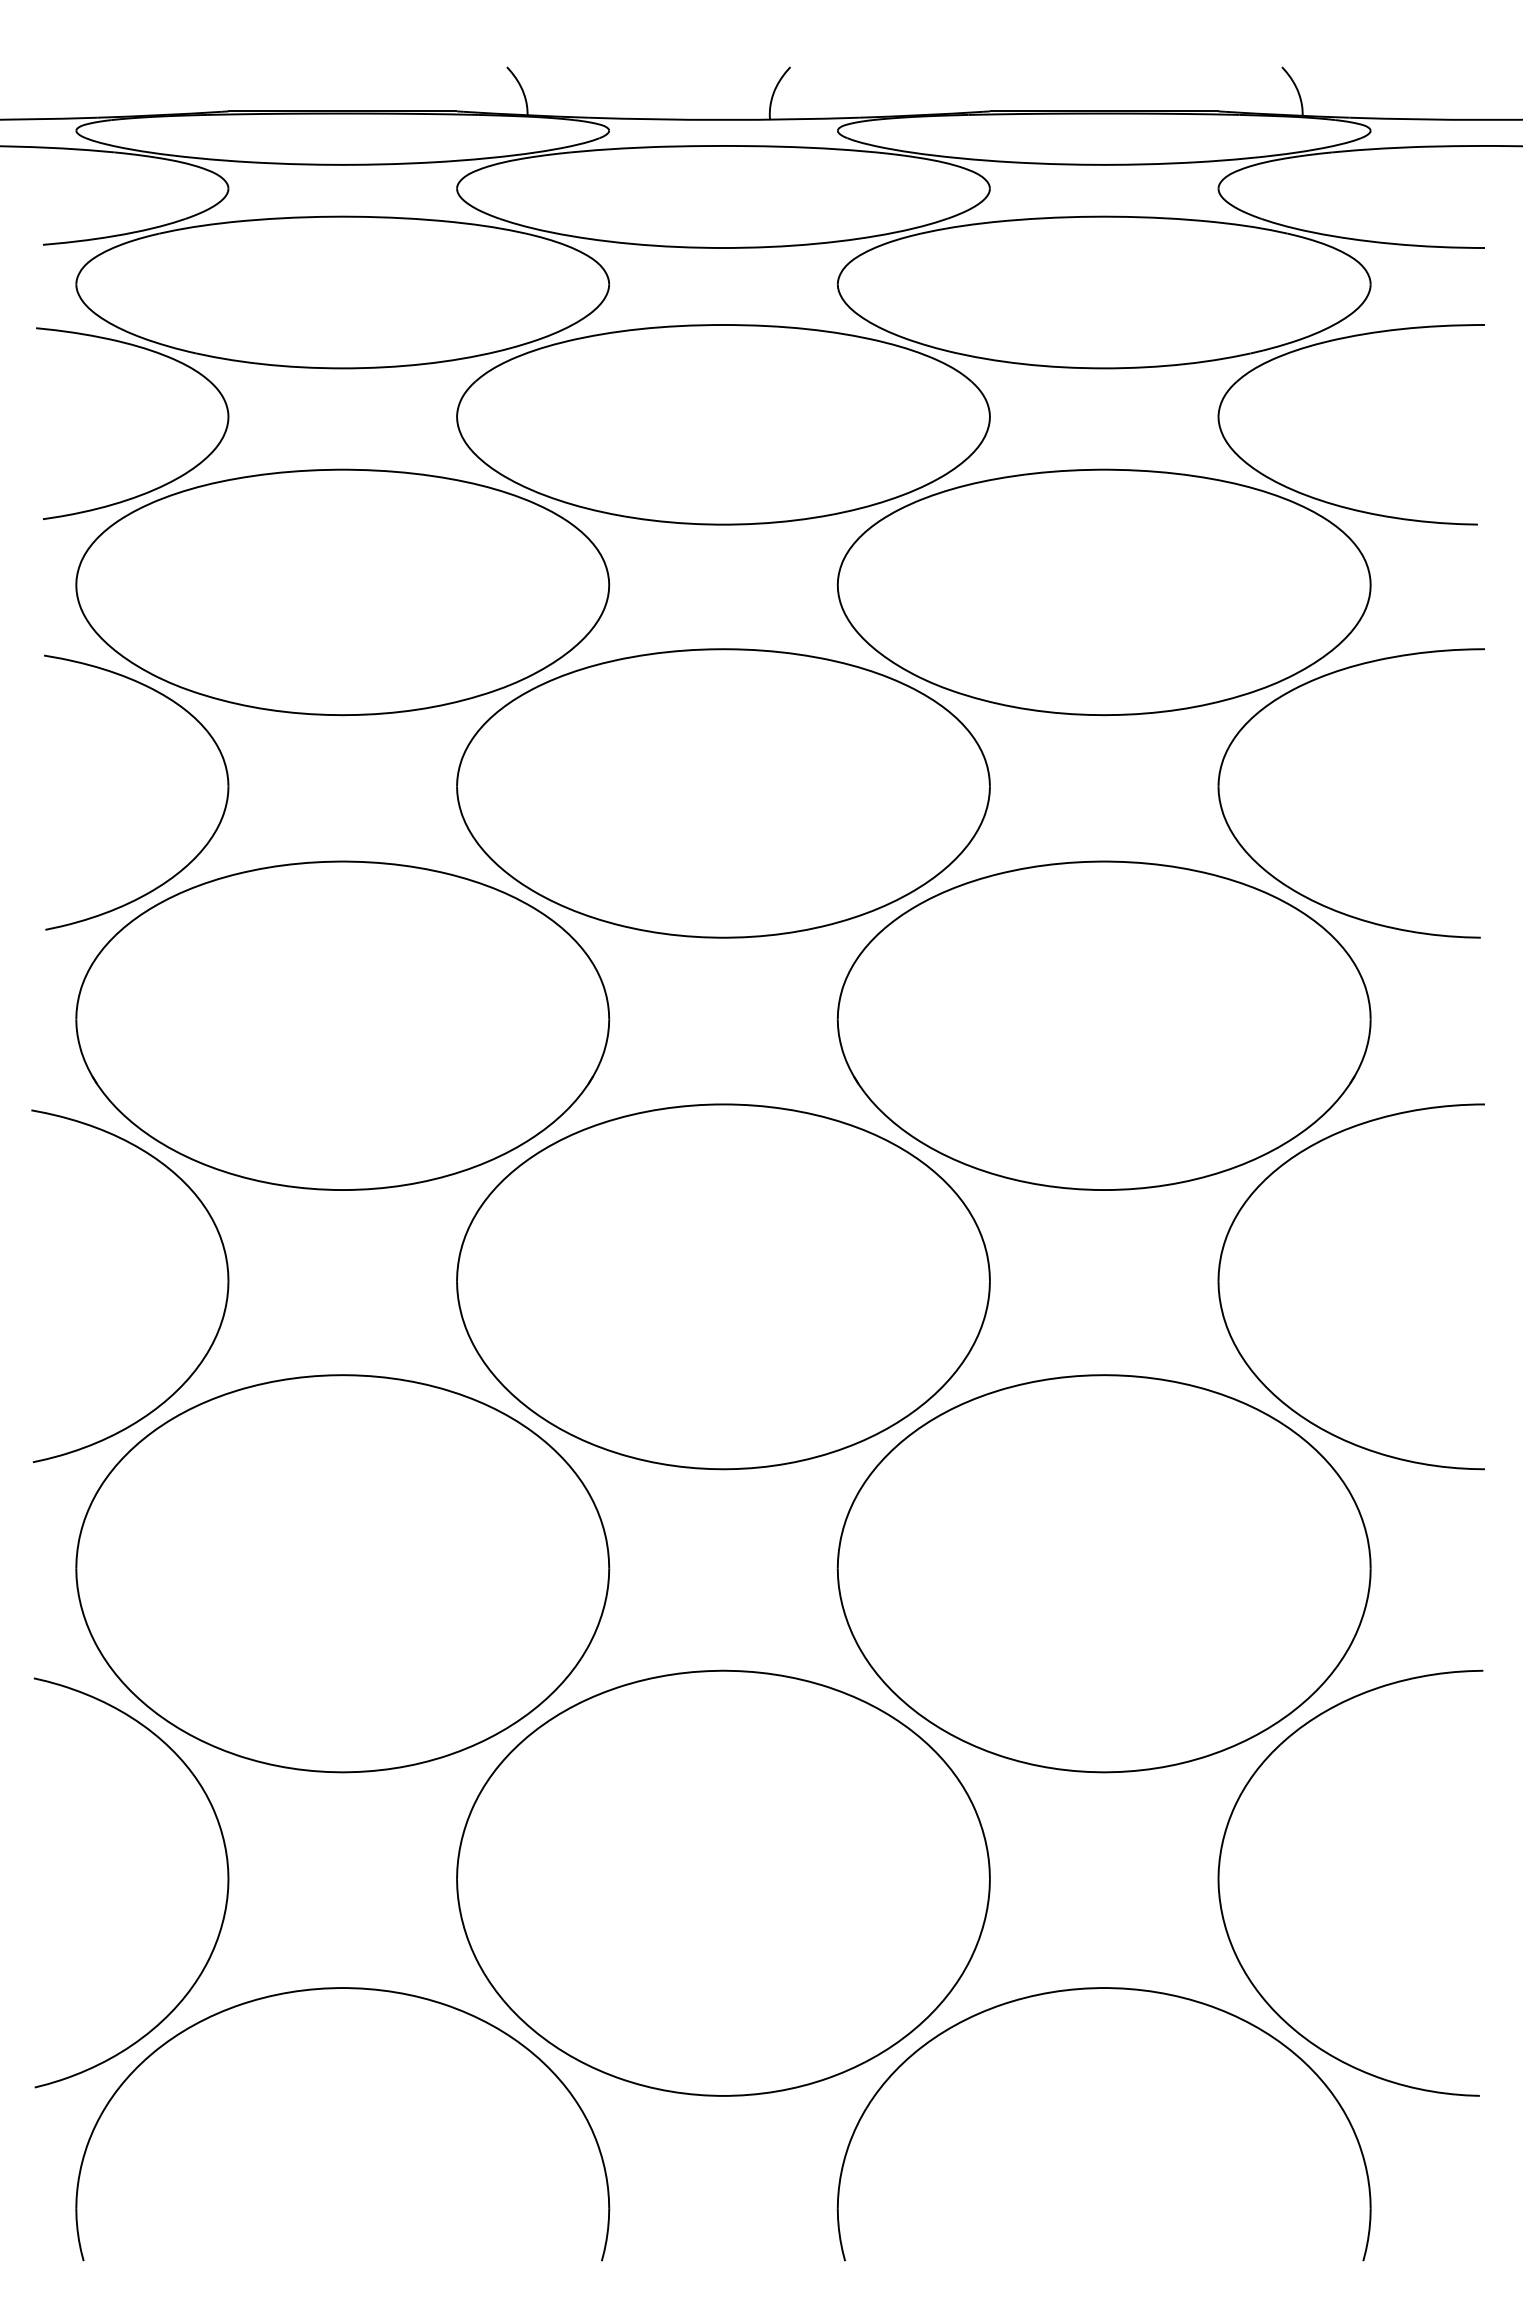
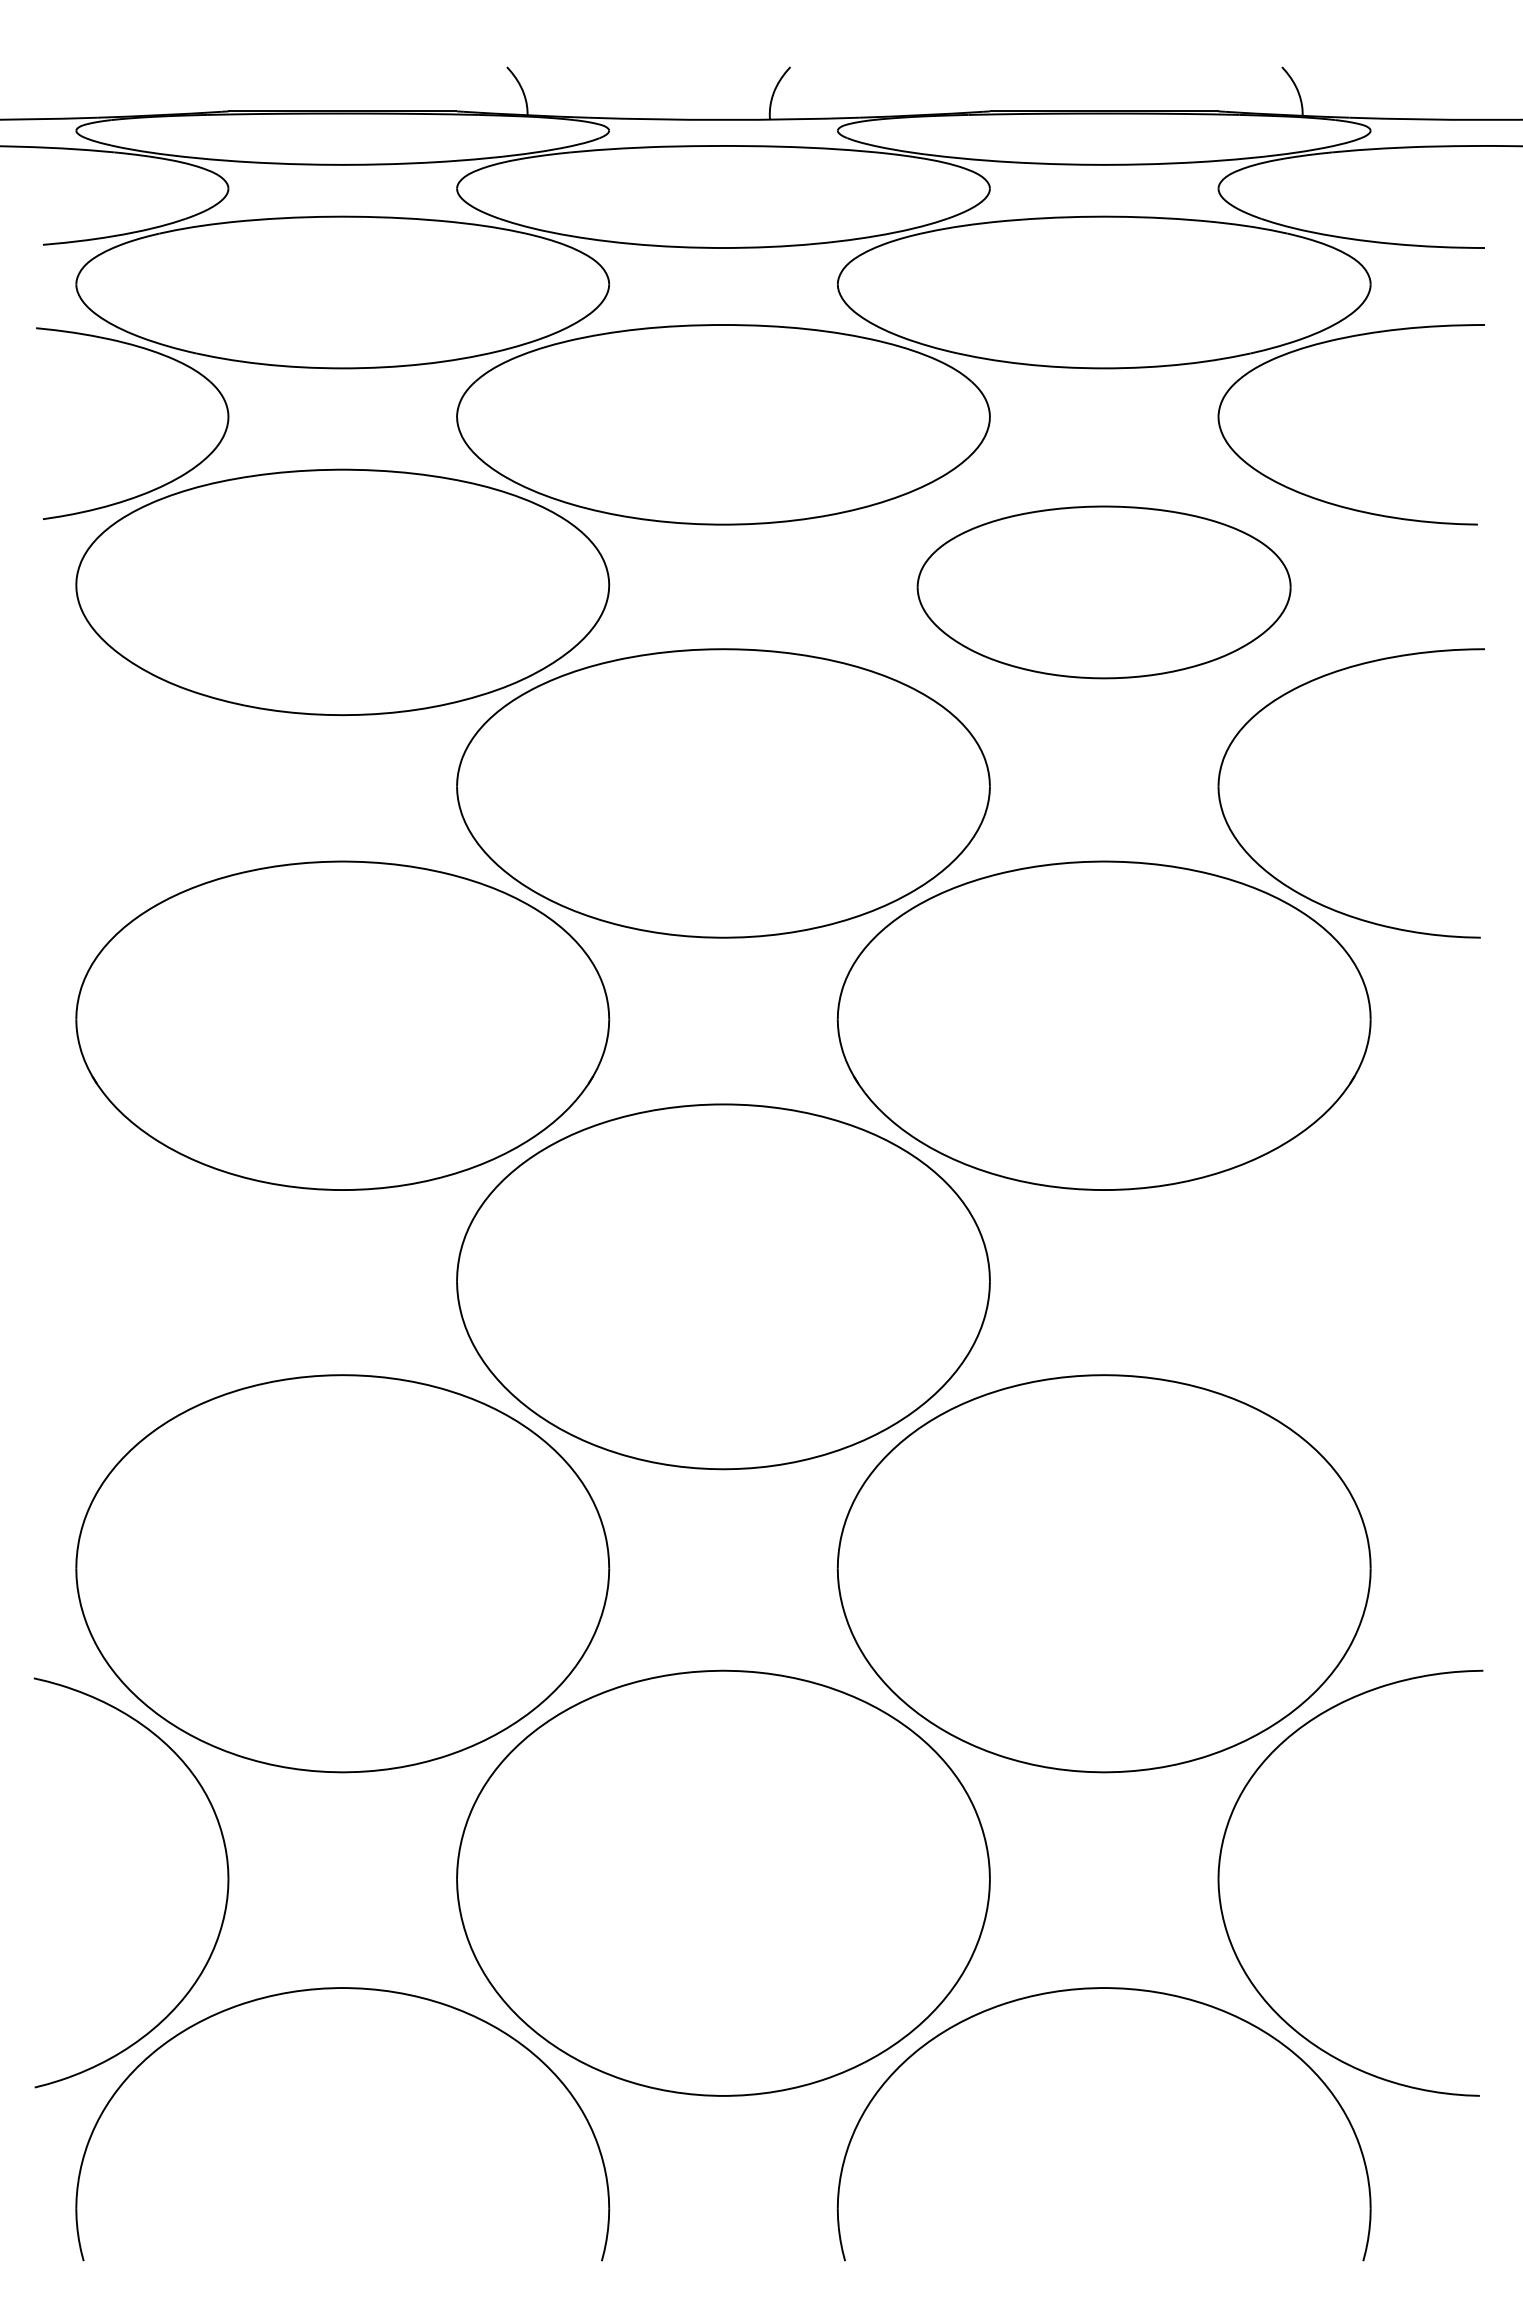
part size: 536x249 px -> 376x175 px (1103, 592)
part: present -> none (204, 845)
part: present -> none (225, 1301)
part: present -> none (1238, 1348)
